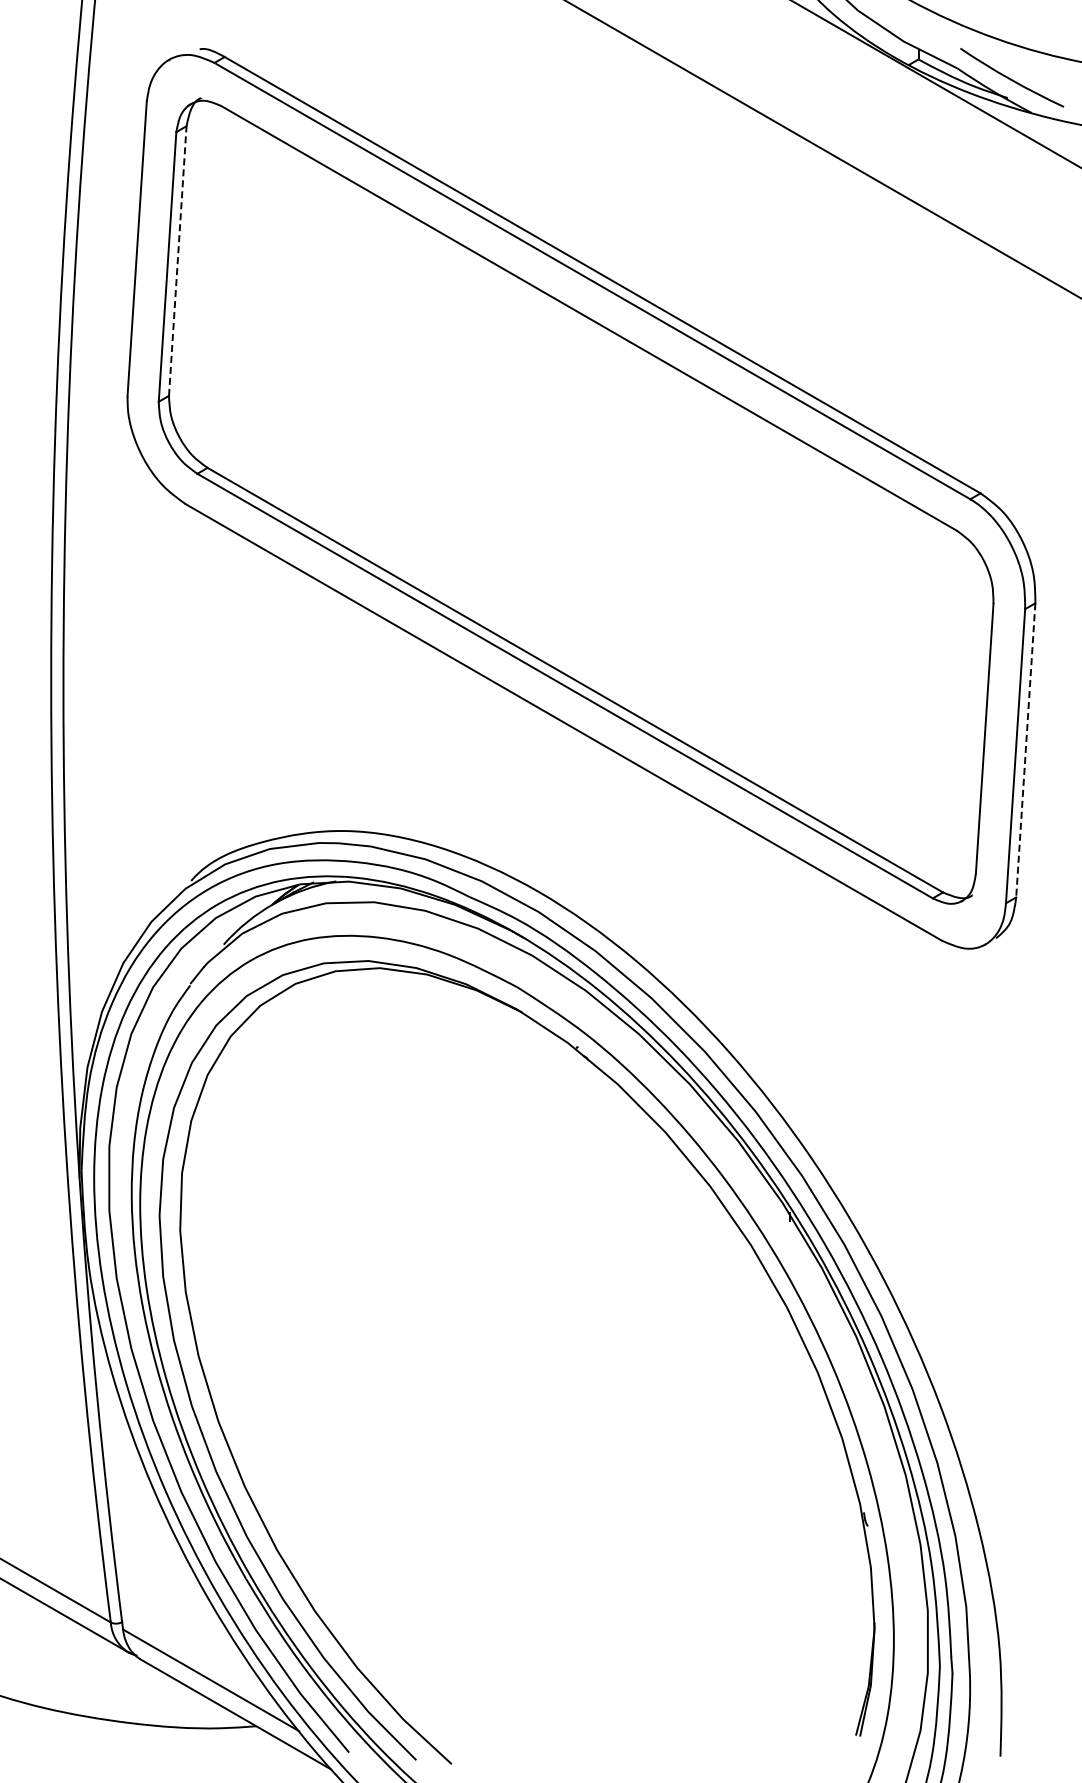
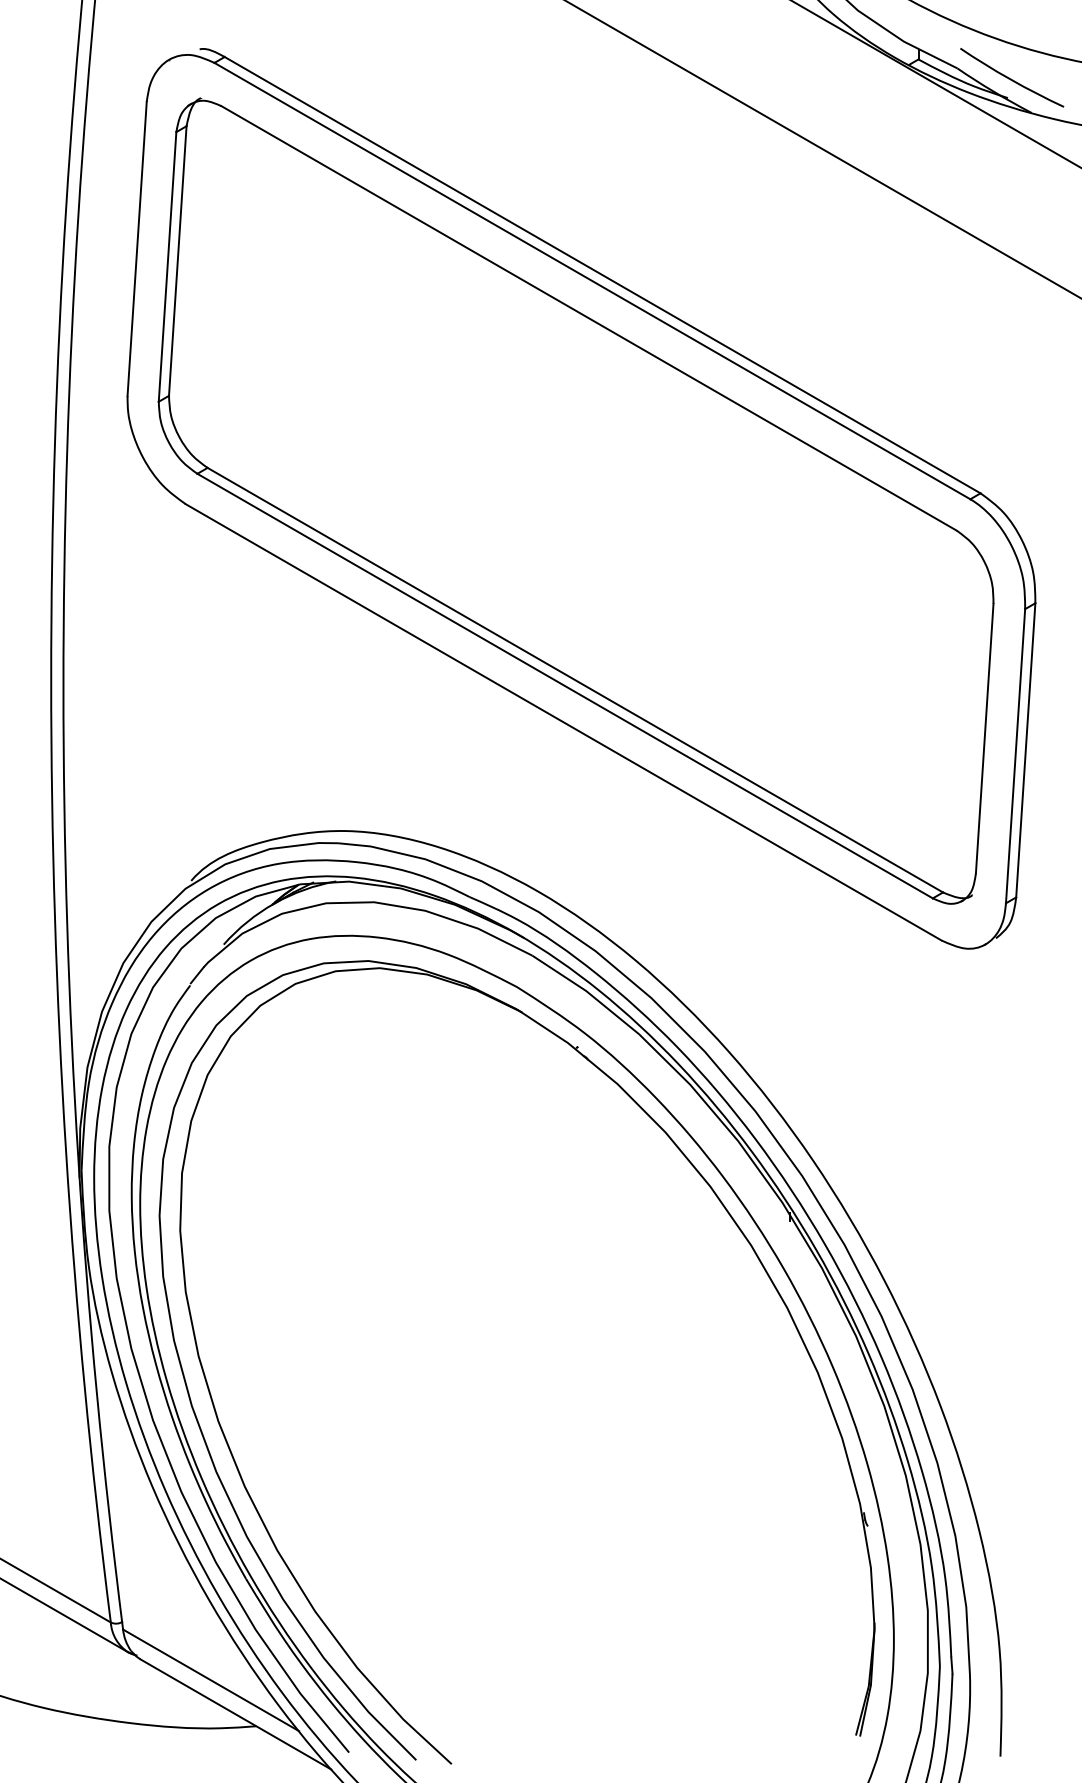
line: dashed -> solid (177, 260)
line: dashed -> solid (1025, 750)
